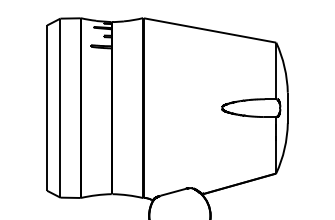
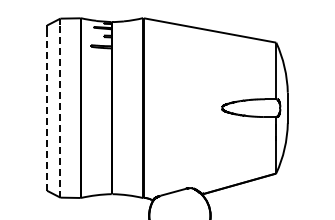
line: solid -> dashed (60, 110)
line: solid -> dashed (47, 111)
